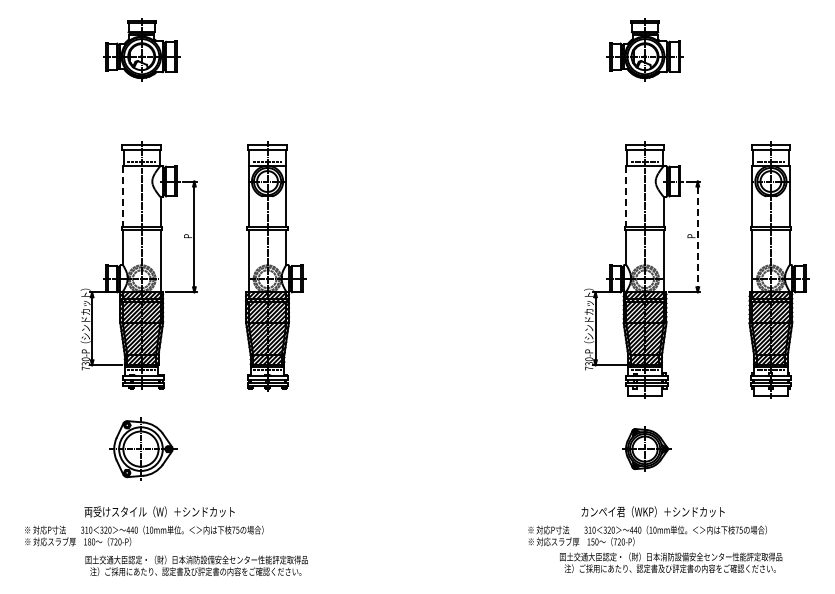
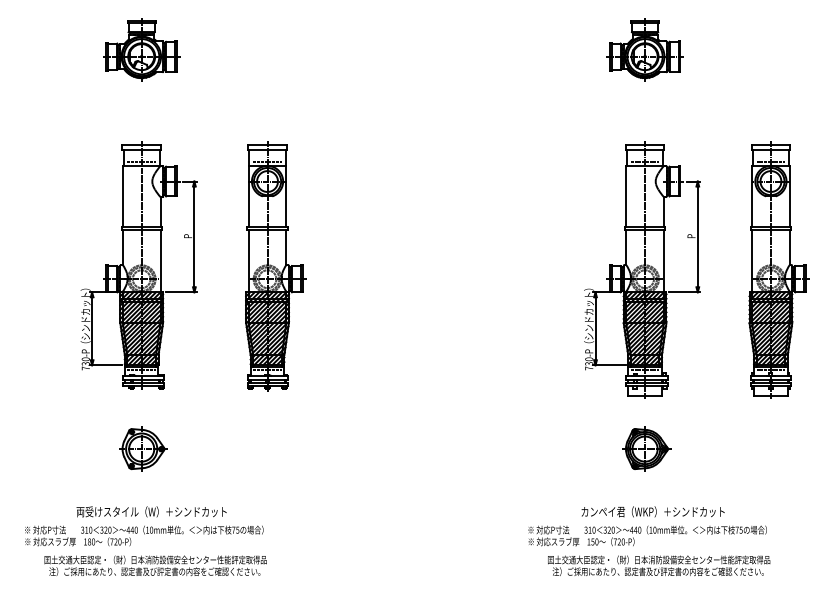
line: dashed -> solid (122, 196)
line: dashed -> solid (626, 196)
line: dashed -> solid (697, 237)
part size: 69x64 px -> 49x46 px (143, 448)
text position: (159, 511) -> (151, 511) (151, 511)
text position: (671, 562) -> (659, 565) (659, 565)
text position: (196, 565) -> (155, 565) (155, 565)
